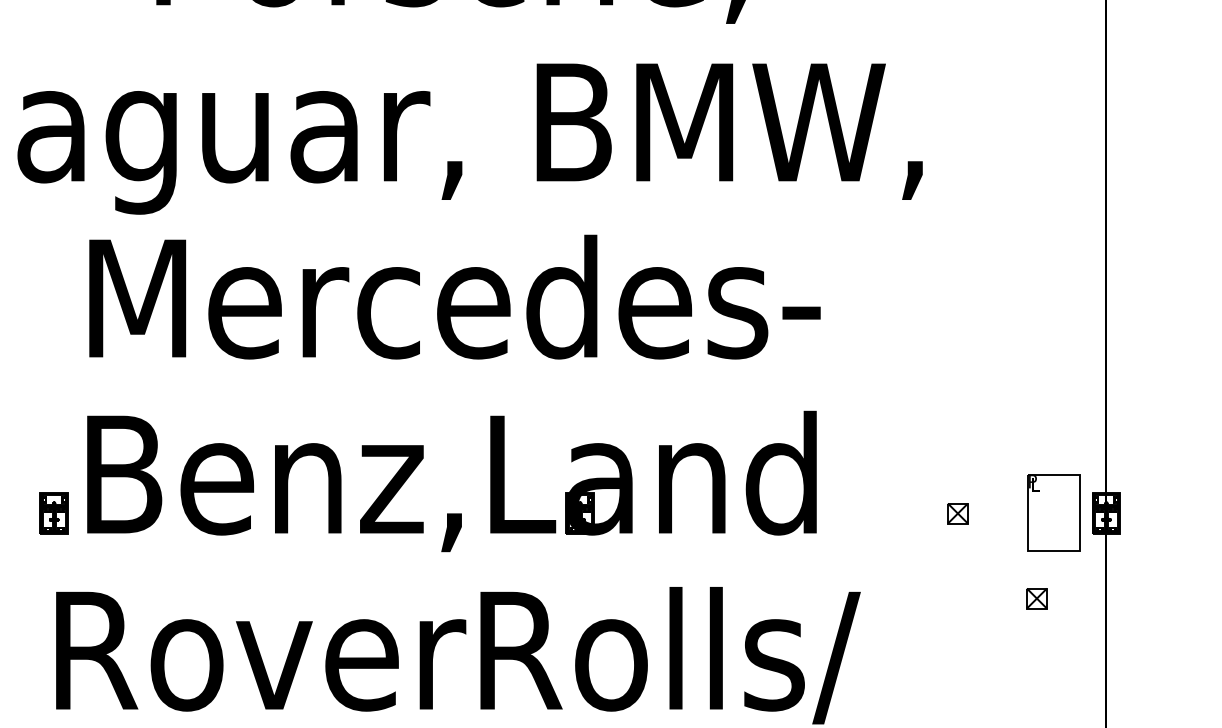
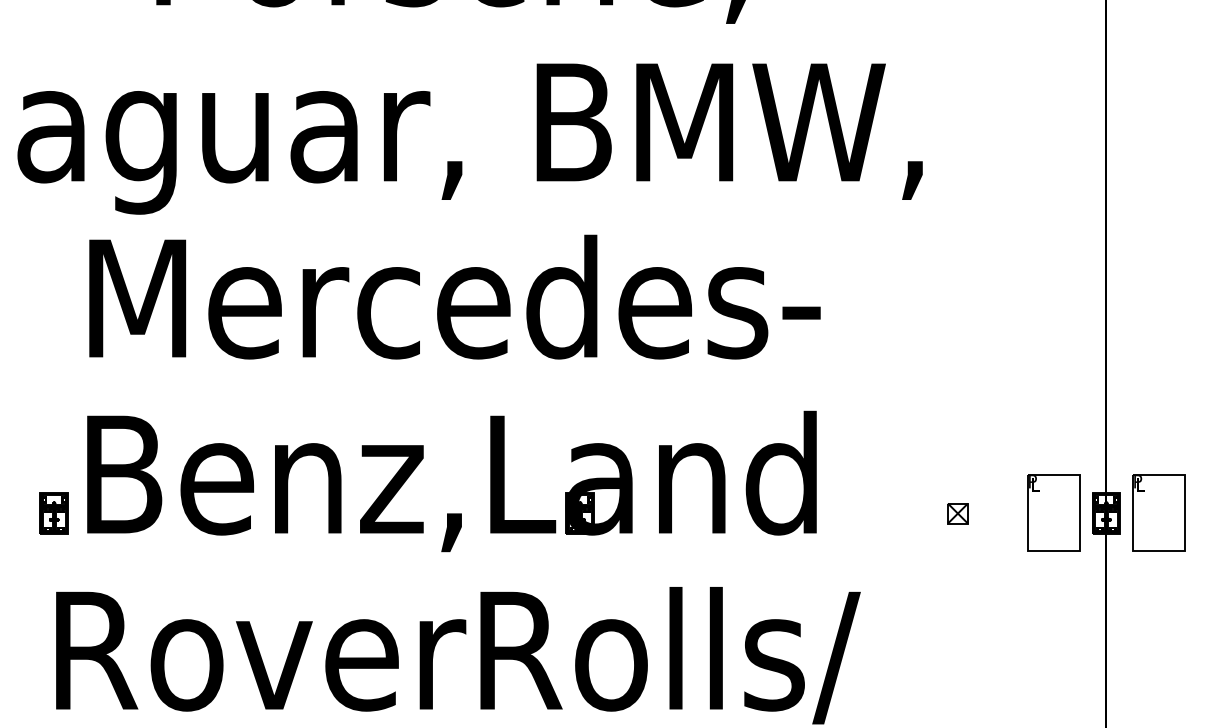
part: none -> present (1158, 512)
part: present -> none (1036, 598)
